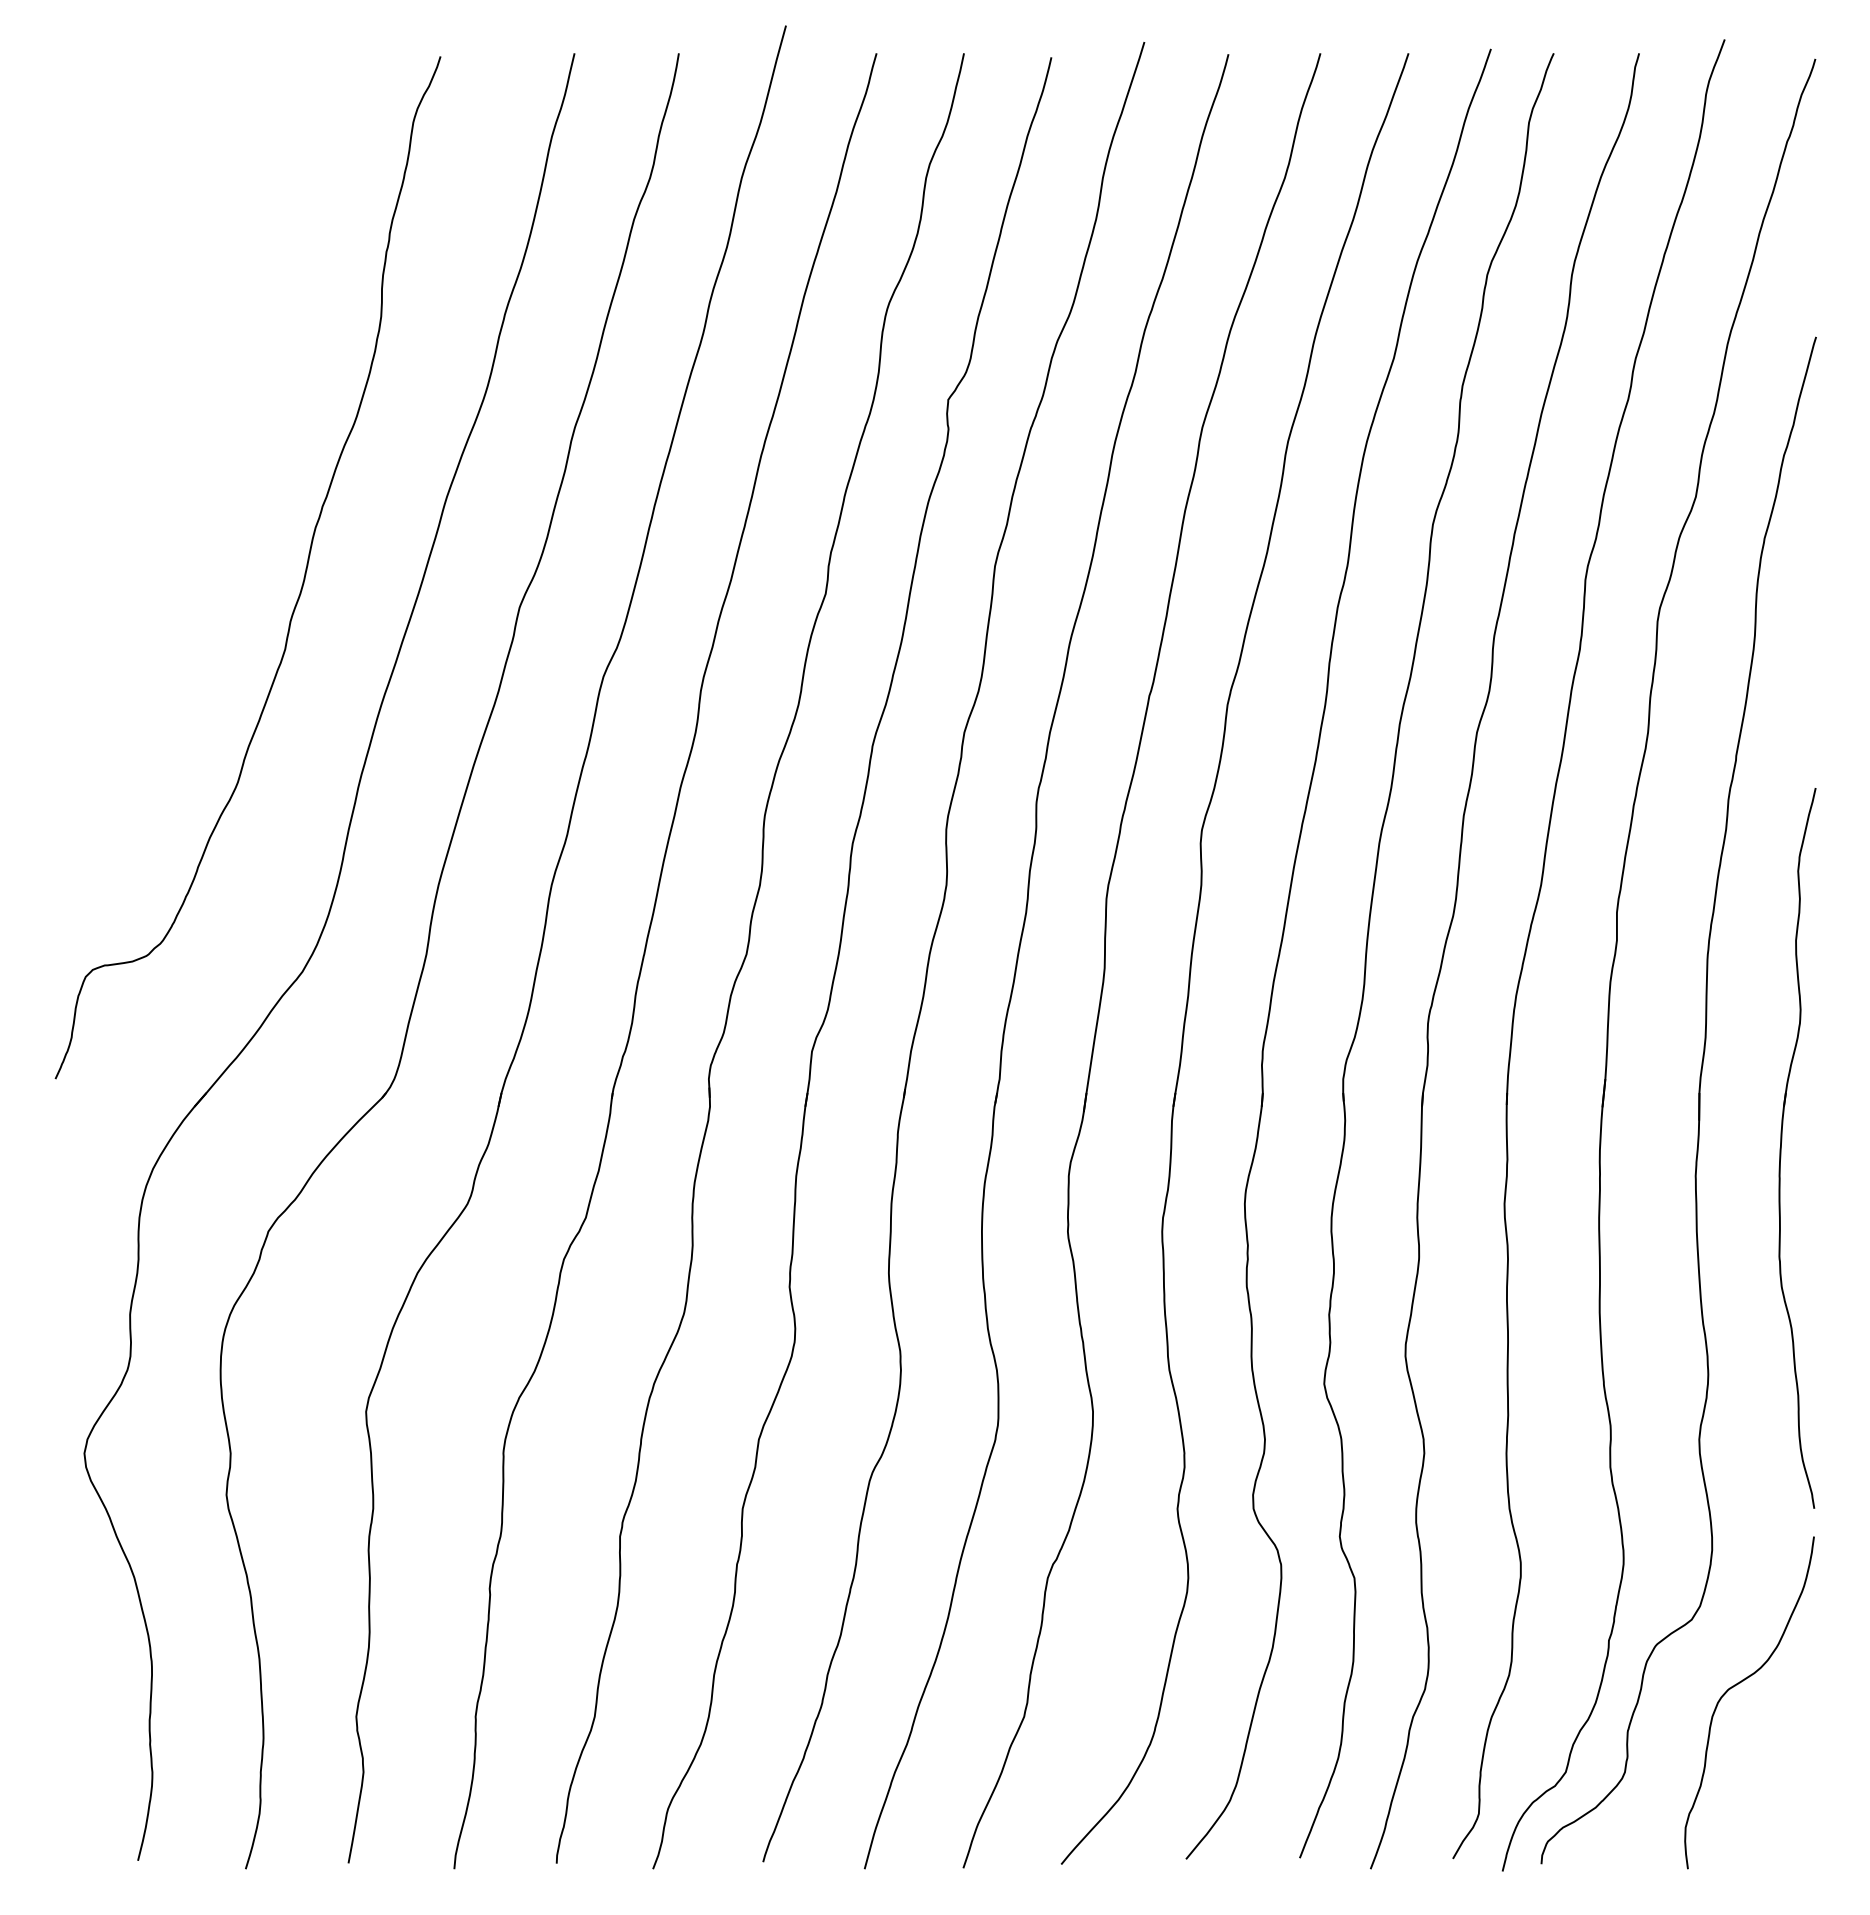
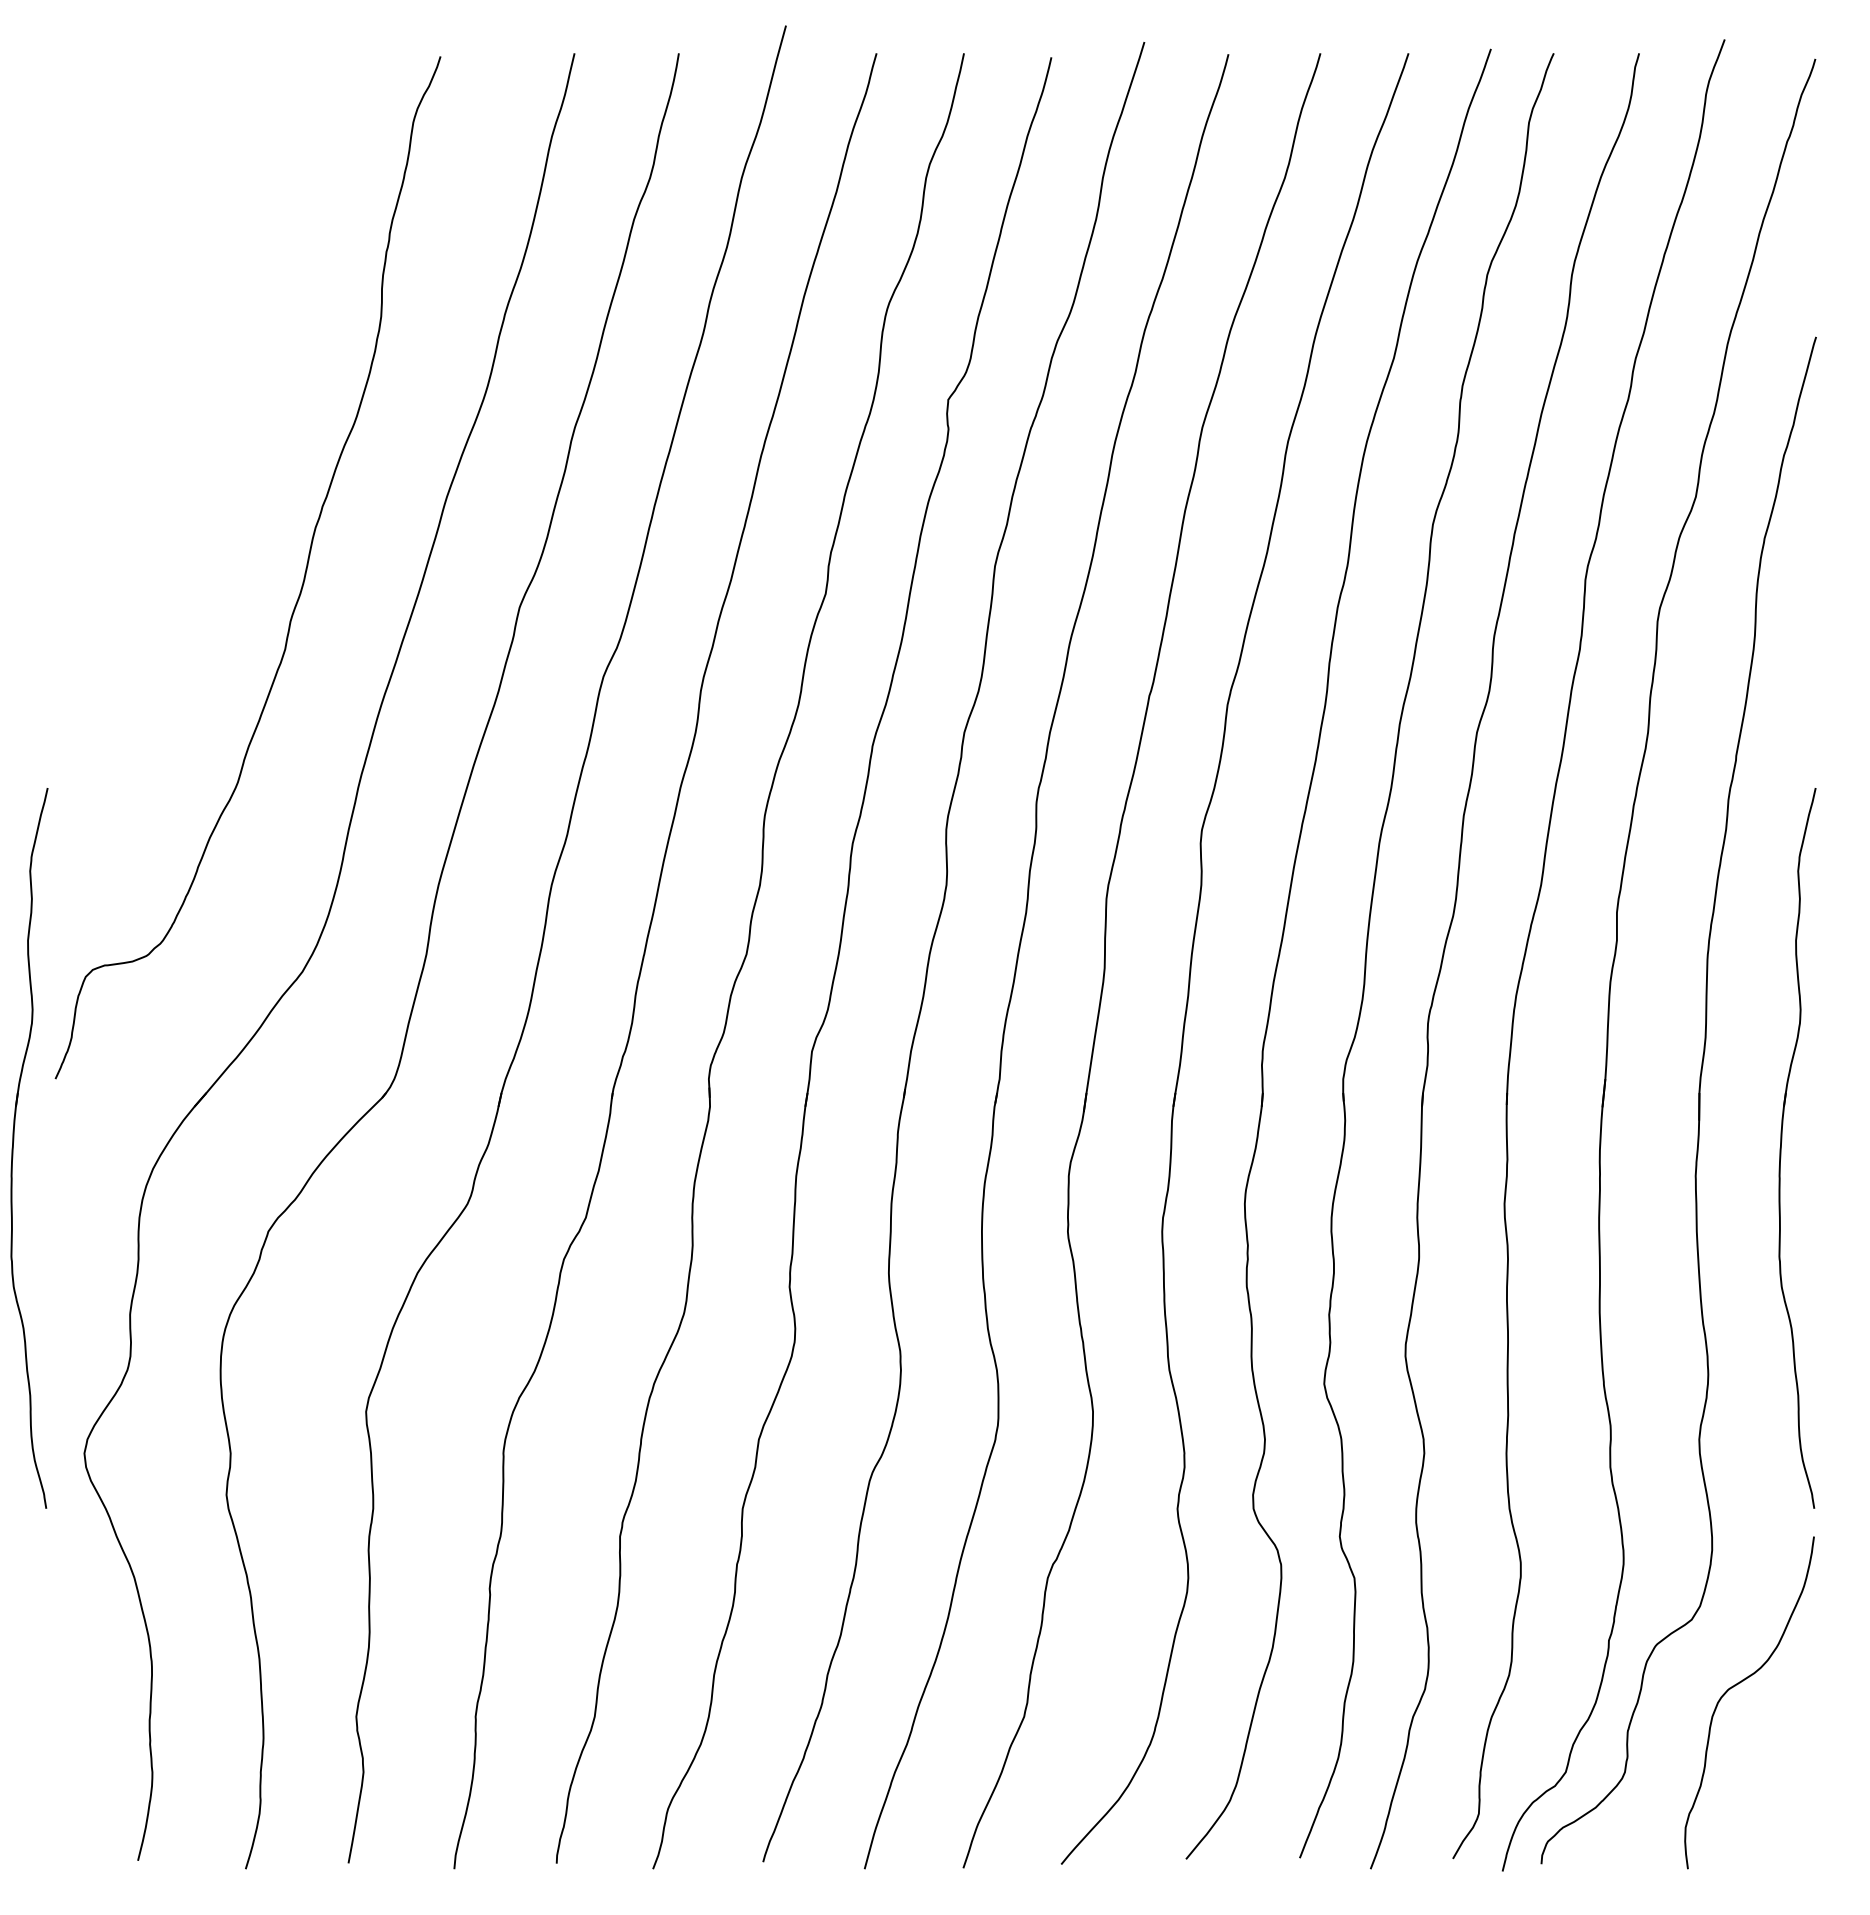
part: none -> present (13, 1148)
